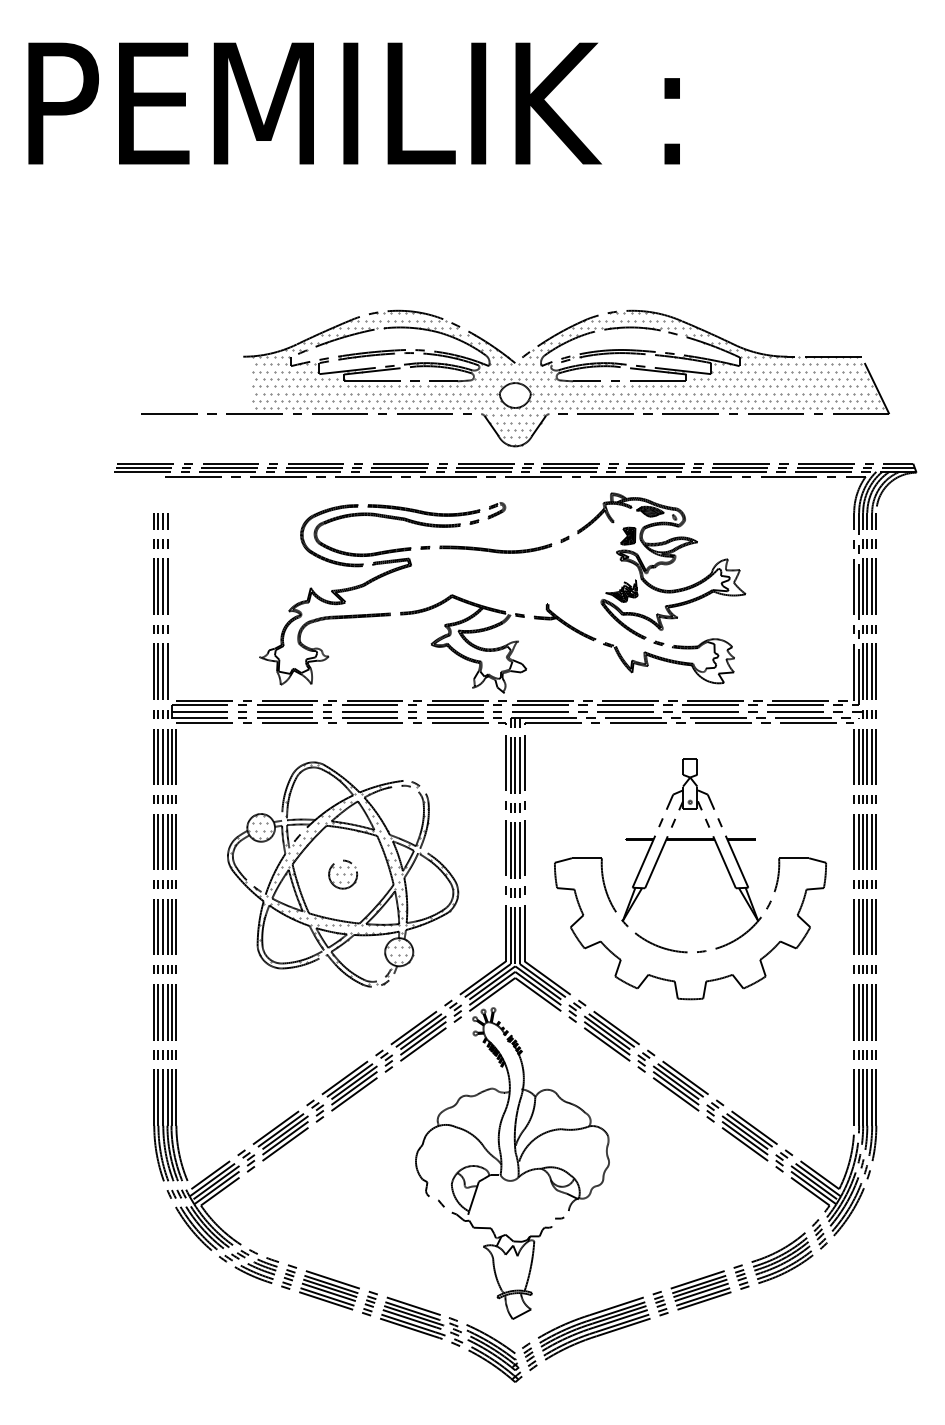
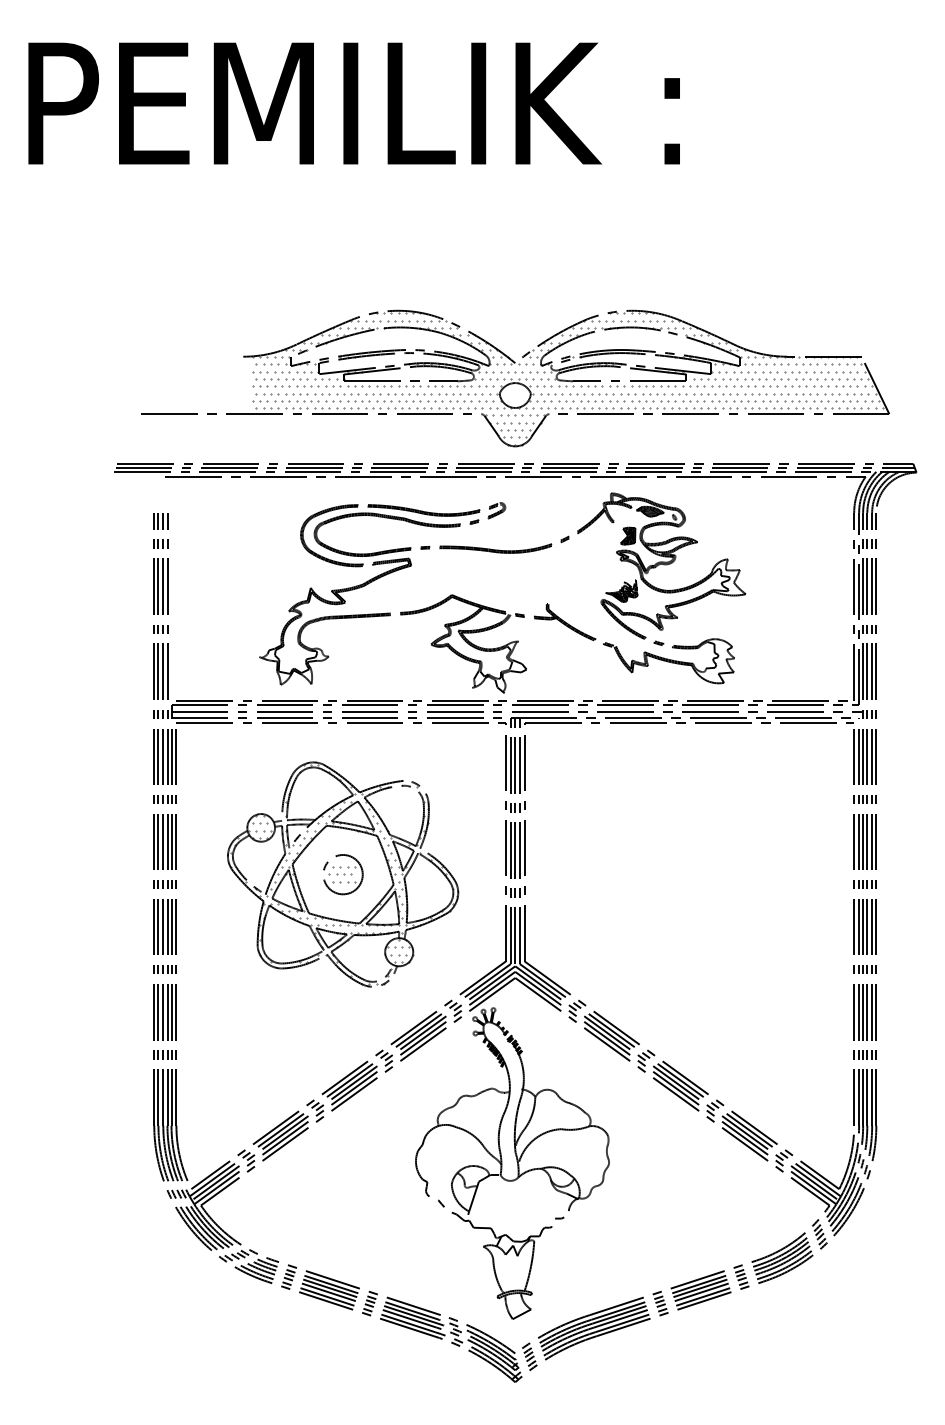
part: present -> none (656, 865)
circle diameter: 28 px -> 39 px (342, 874)
